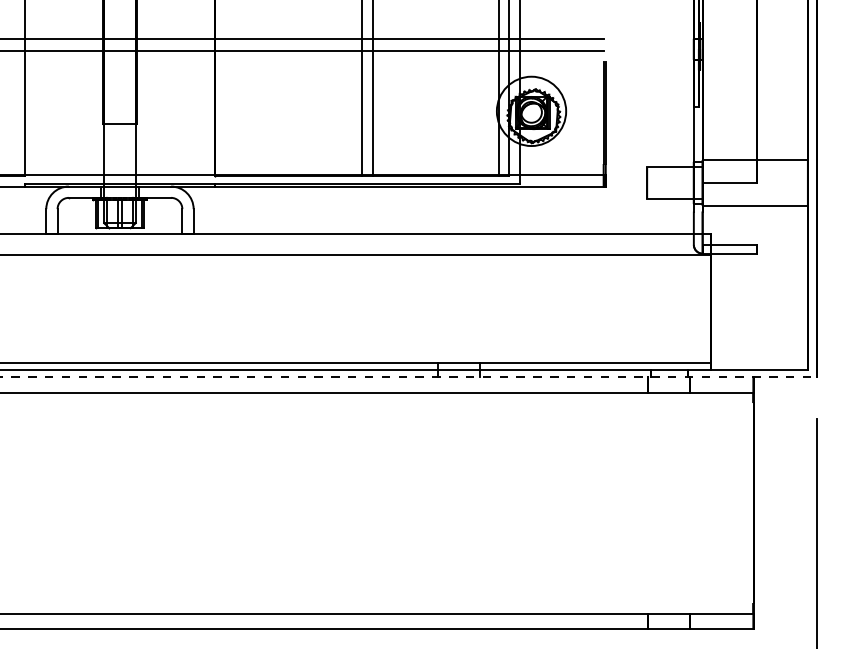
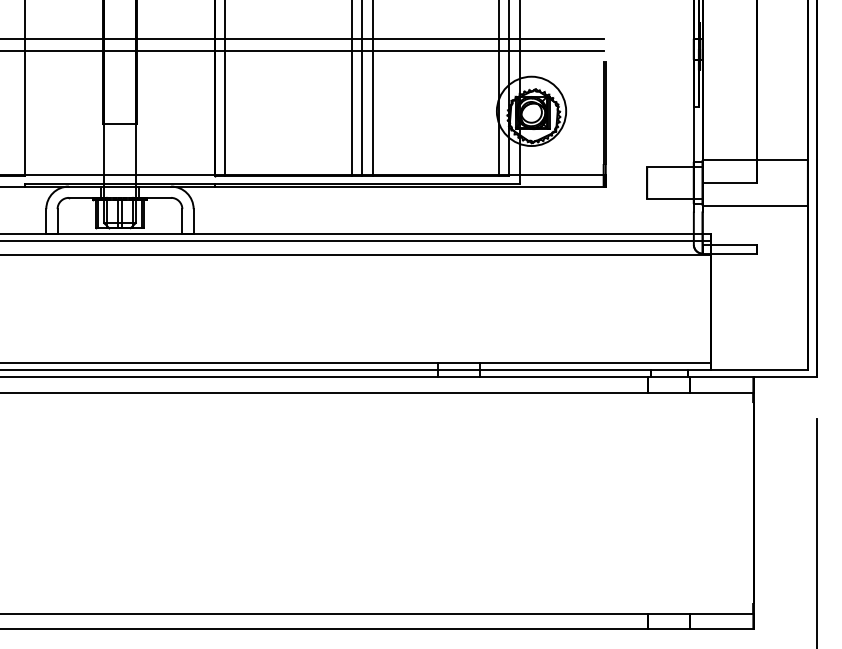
line: none -> present (225, 89)
line: none -> present (351, 89)
line: none -> present (356, 241)
line: dashed -> solid (408, 376)
